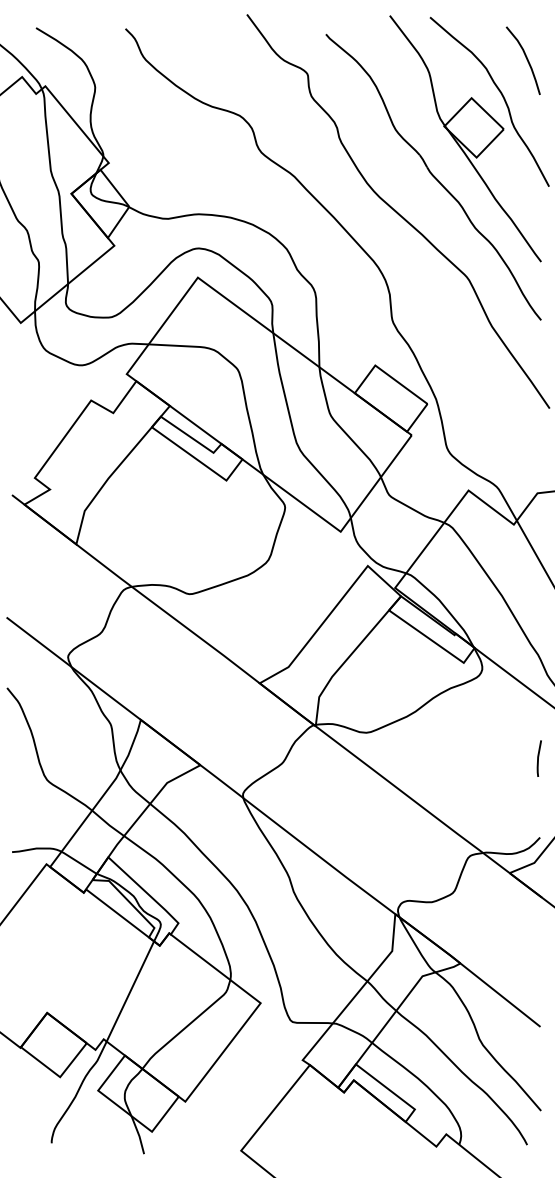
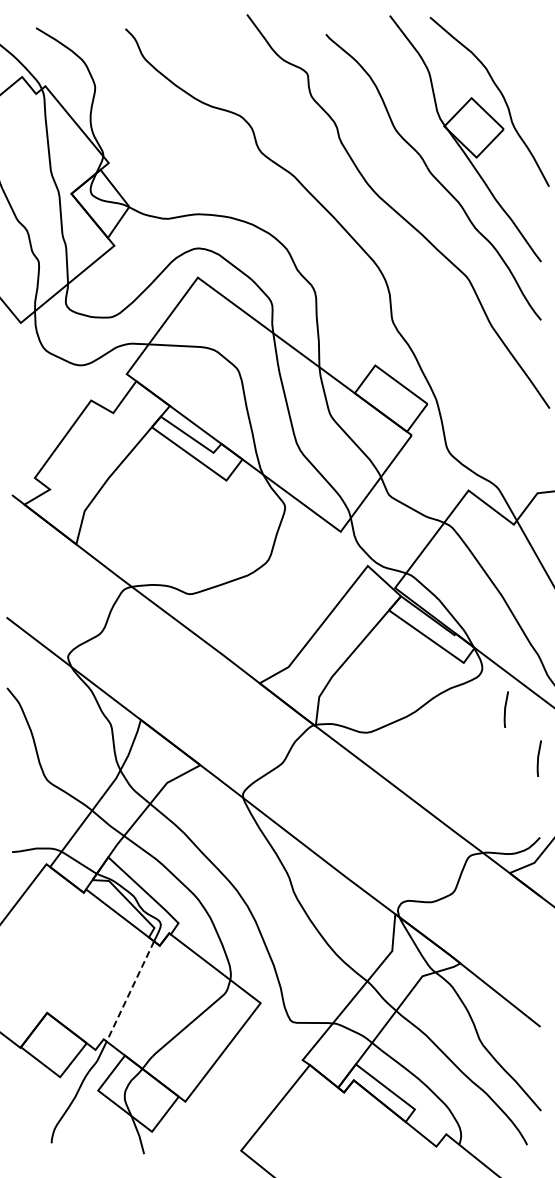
curve: present -> none (526, 60)
line: none -> present (505, 709)
line: solid -> dashed (130, 991)
